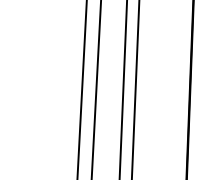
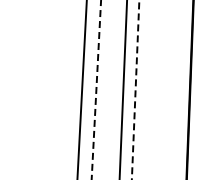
line: solid -> dashed (96, 89)
line: solid -> dashed (135, 90)
